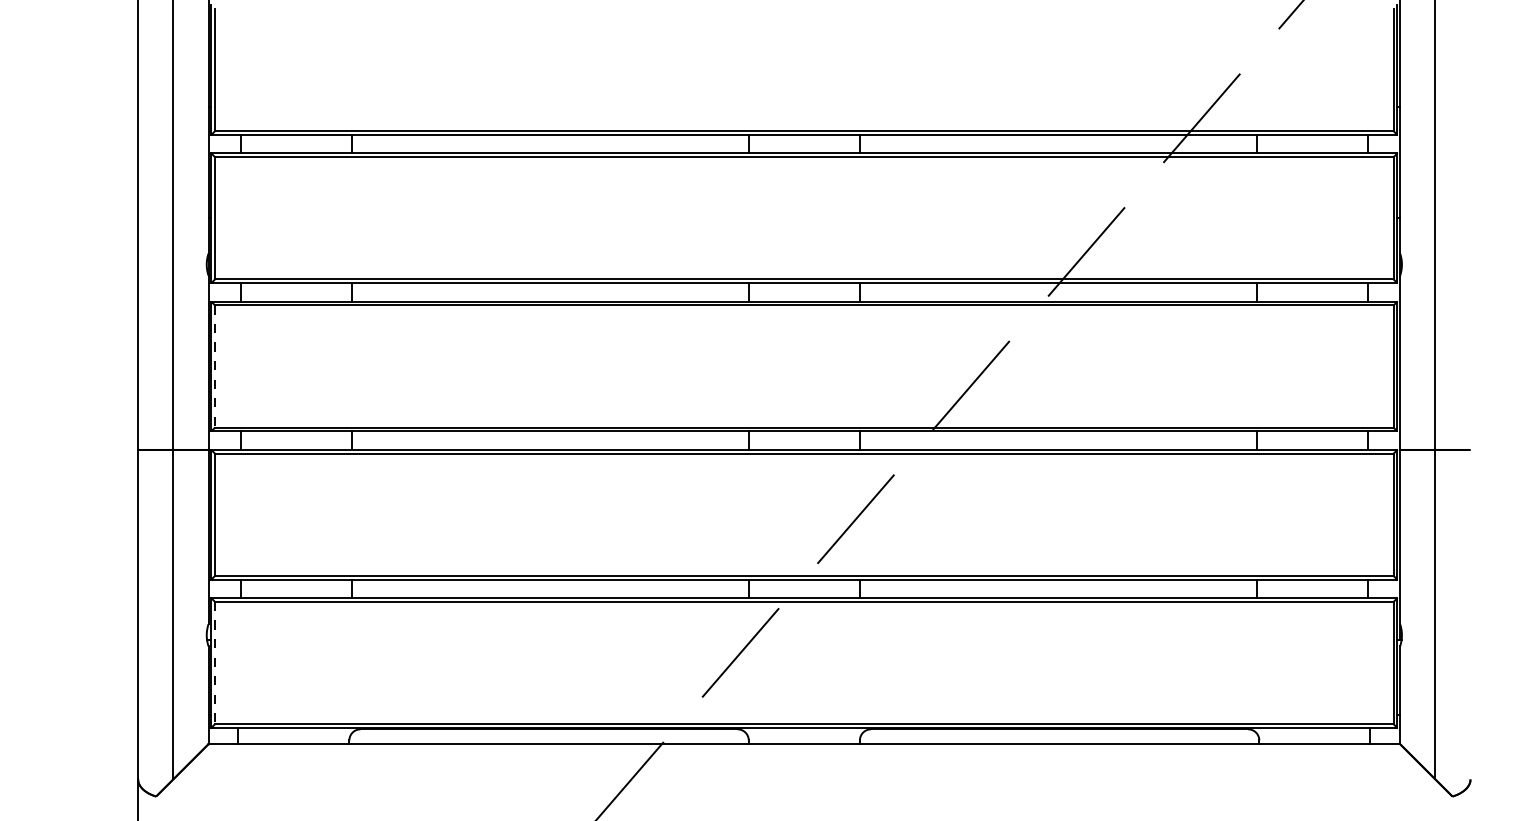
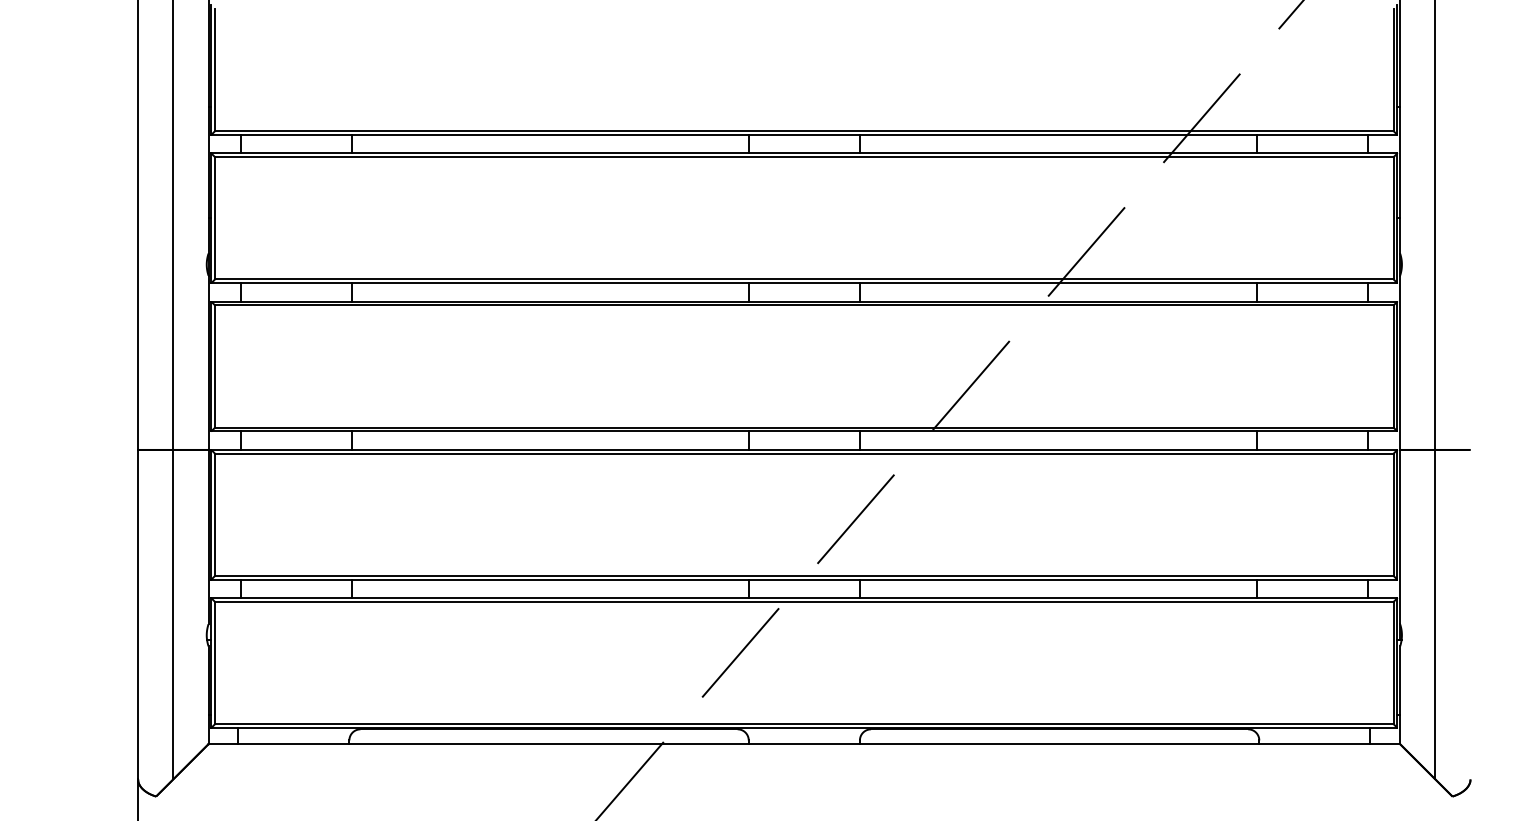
line: dashed -> solid (215, 367)
line: dashed -> solid (215, 663)
